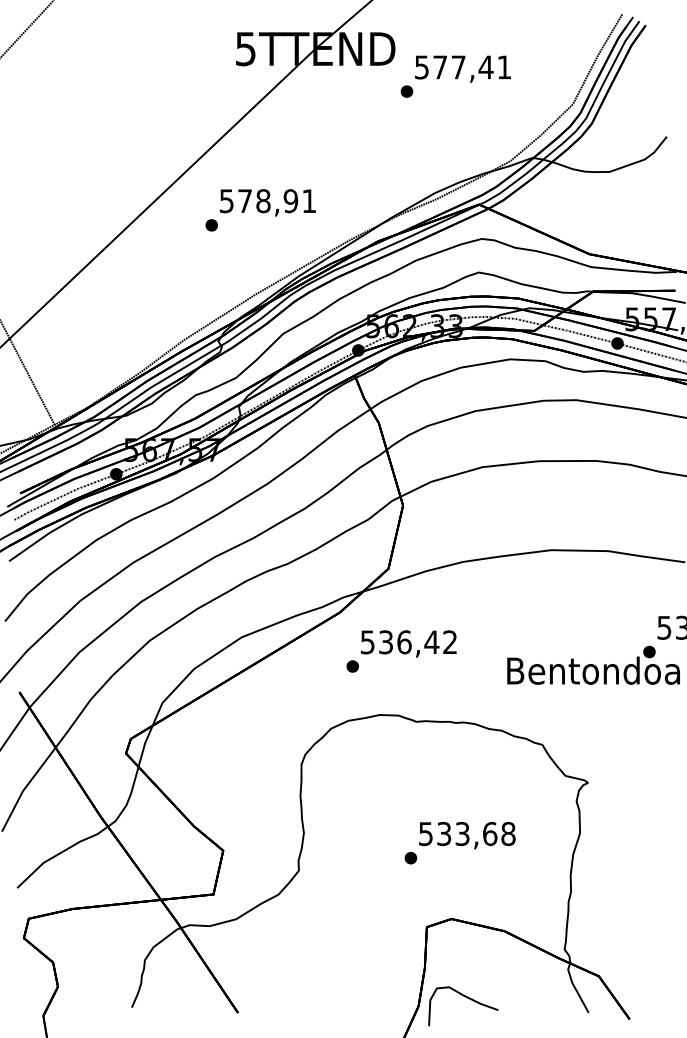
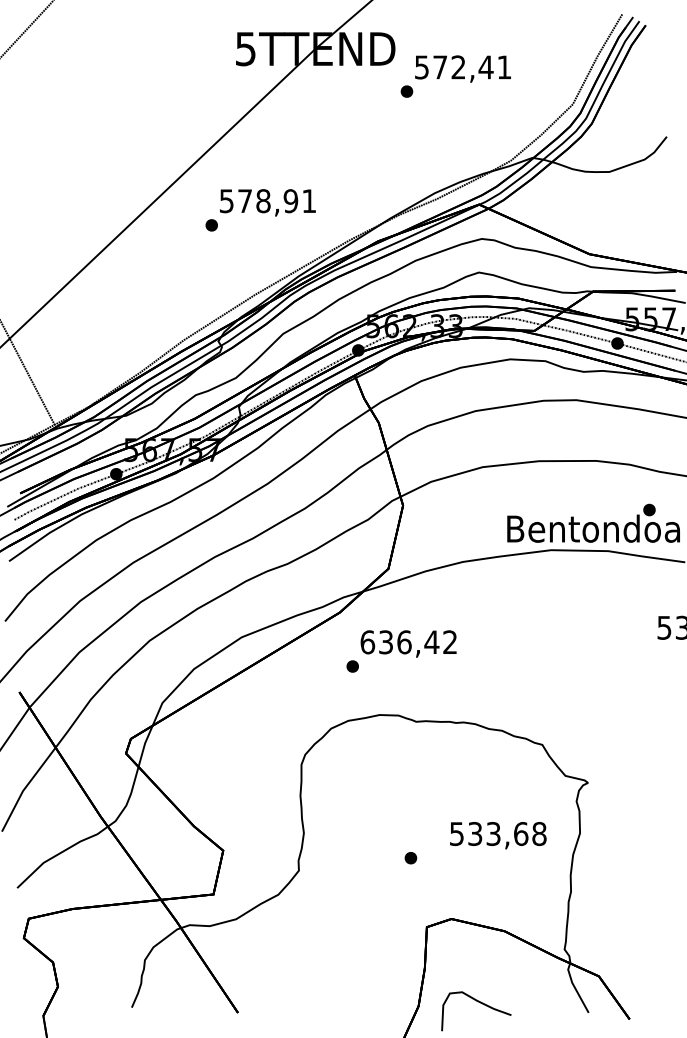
text: 577,41 -> 572,41 (458, 67)
text: 536,42 -> 636,42 (367, 642)
text position: (593, 664) -> (593, 522) (593, 522)
text position: (467, 835) -> (498, 835) (498, 835)
part position: (467, 998) -> (480, 1003) (480, 1003)
